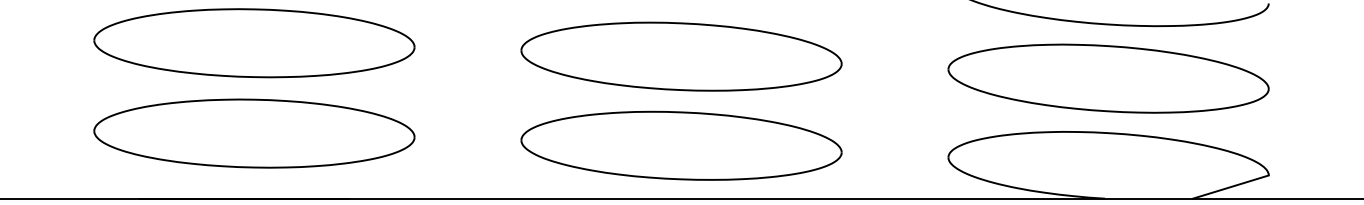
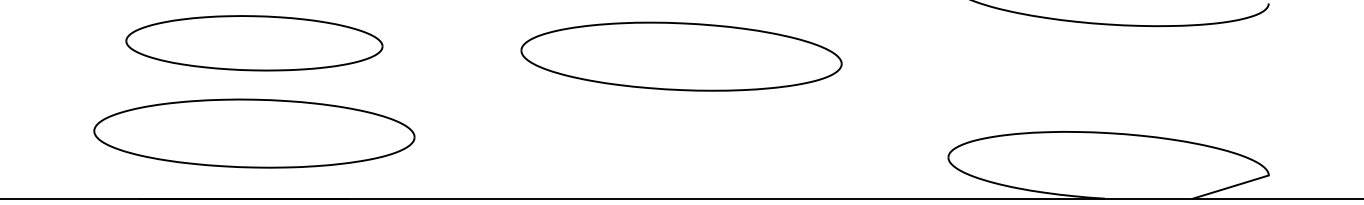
part size: 323x71 px -> 259x57 px (254, 43)
part: present -> none (1108, 78)
part: present -> none (681, 145)
